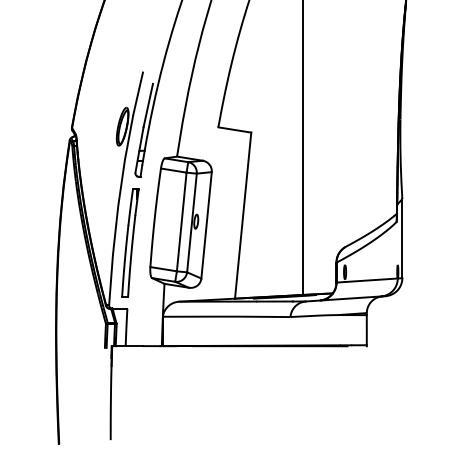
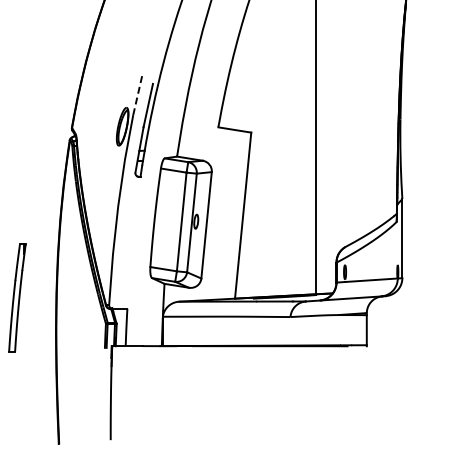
line: solid -> dashed (138, 93)
line position: (303, 148) -> (316, 148) (316, 148)
part position: (130, 242) -> (17, 297) (17, 297)
